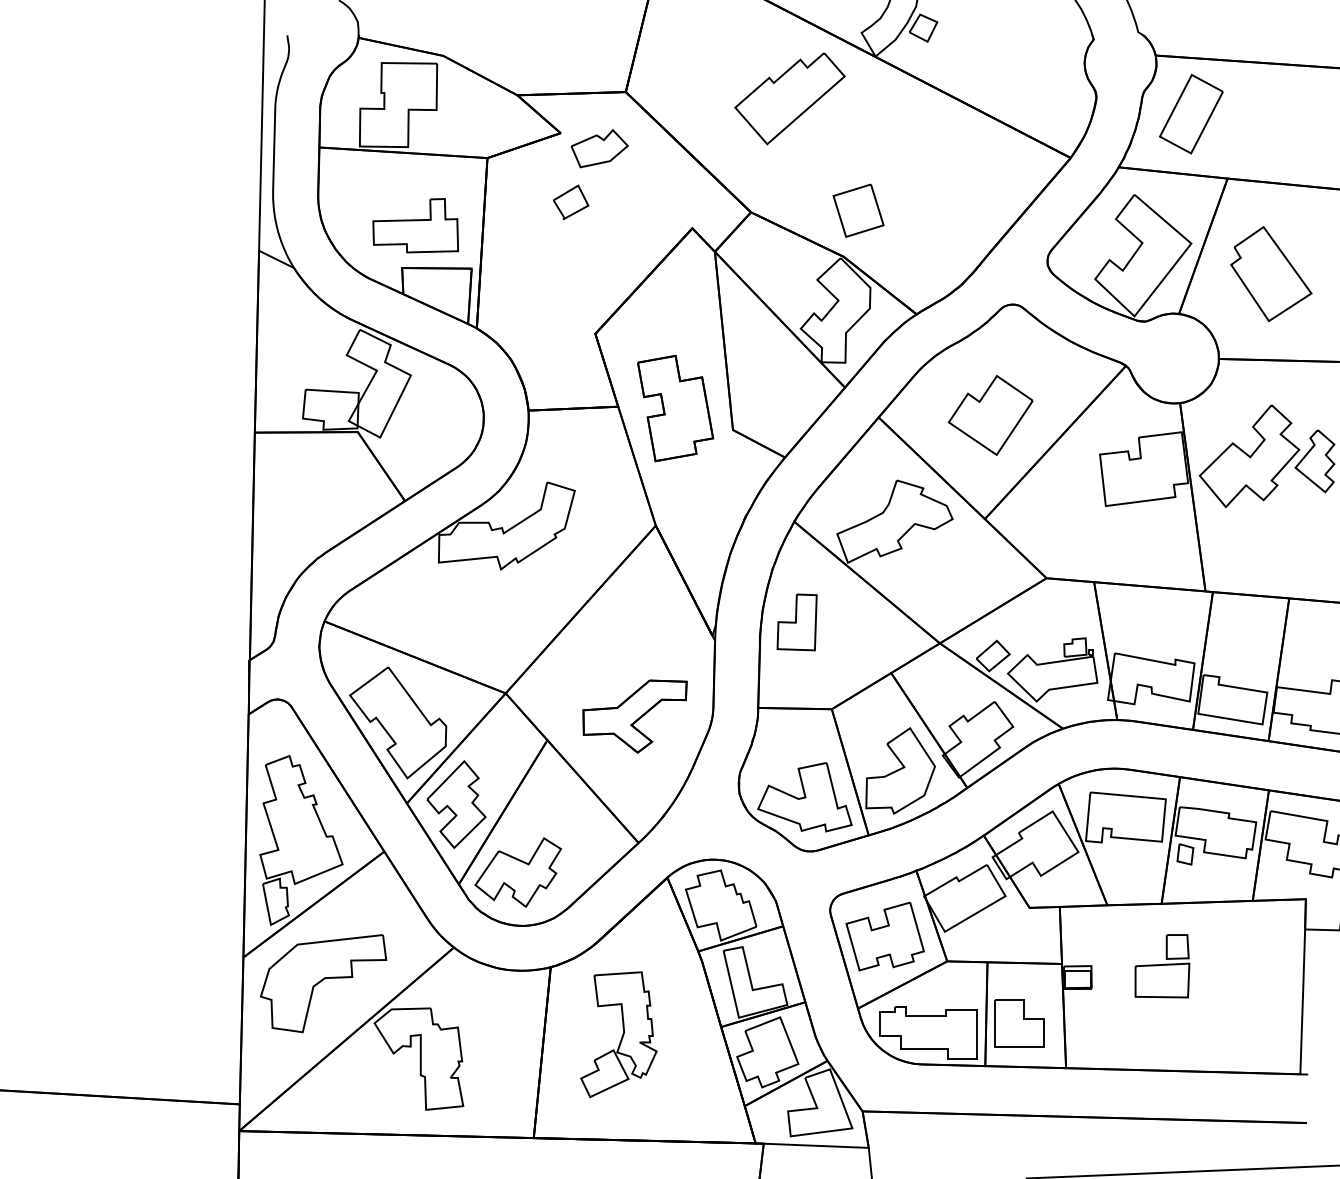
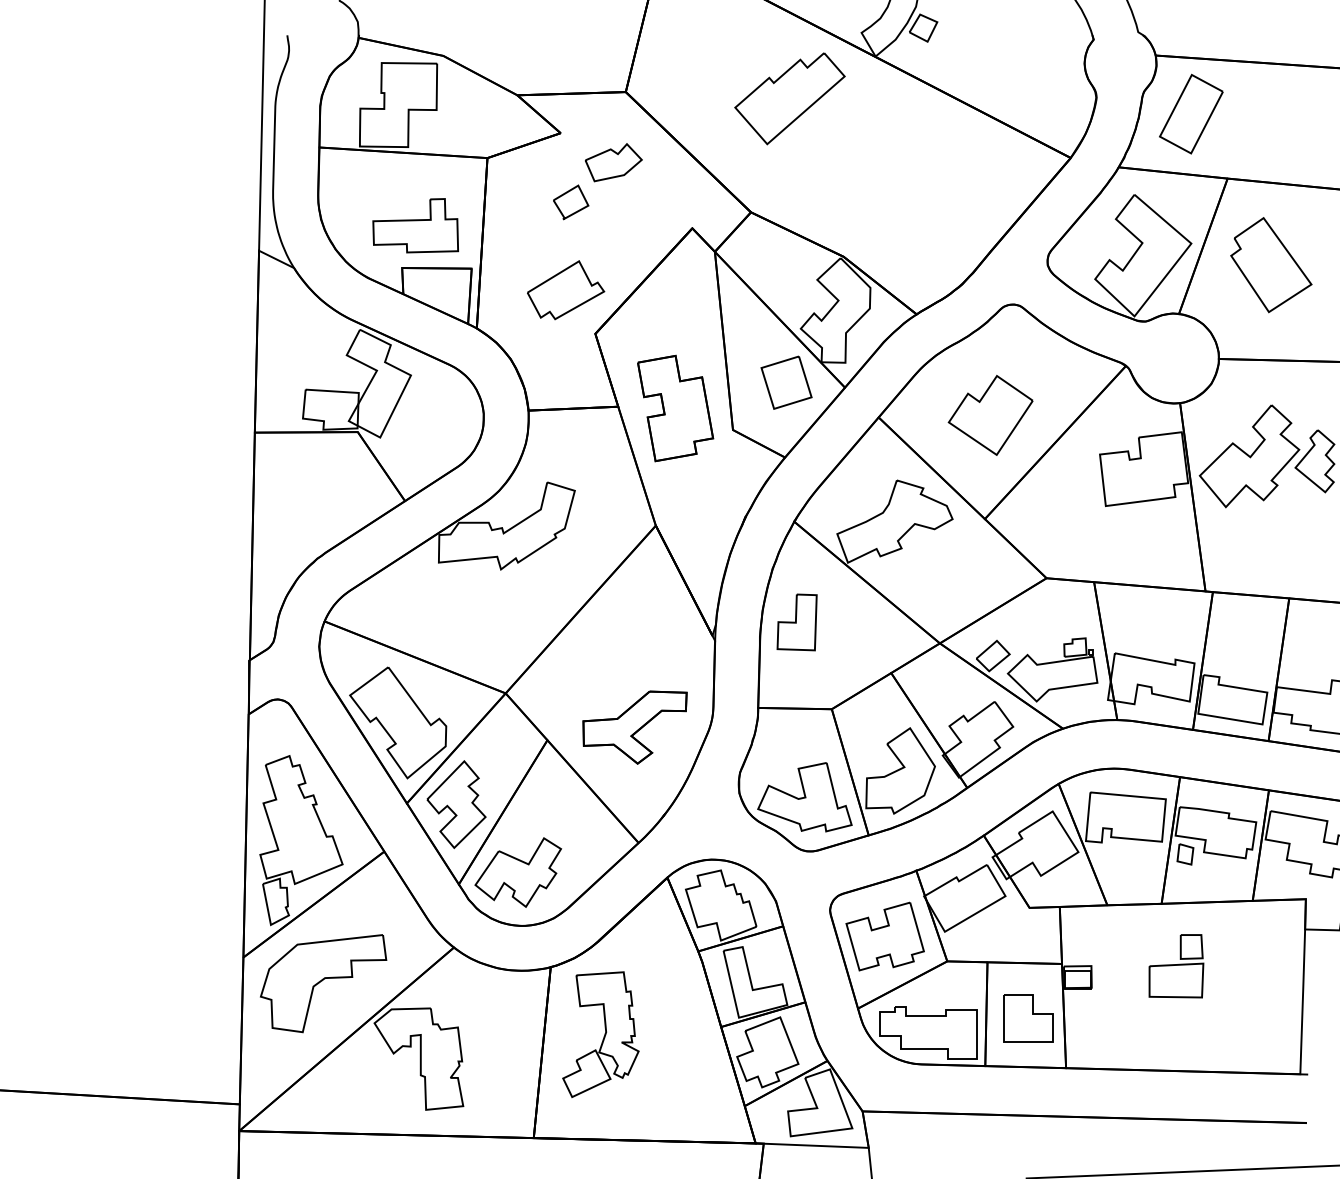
part position: (599, 148) -> (613, 162) (613, 162)
part position: (858, 210) -> (786, 382) (786, 382)
part position: (1271, 274) -> (1271, 265) (1271, 265)
part: none -> present (566, 290)
part position: (634, 716) -> (634, 727) (634, 727)
part position: (1162, 966) -> (1176, 966) (1176, 966)
part position: (1019, 1023) -> (1028, 1018) (1028, 1018)
part position: (618, 1034) -> (600, 1034) (600, 1034)
